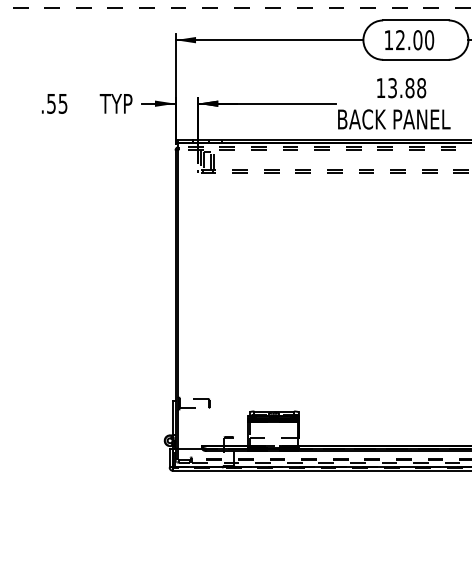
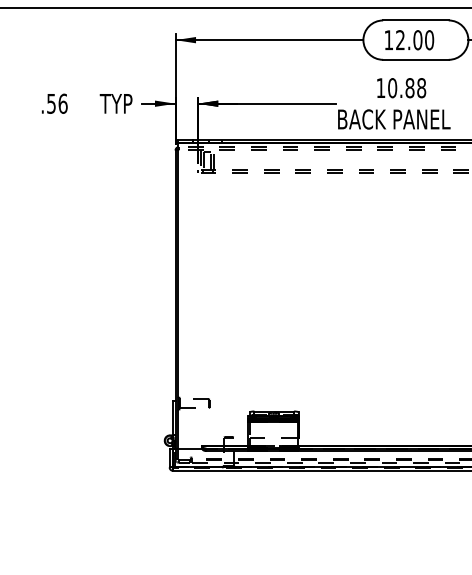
line: dashed -> solid (236, 8)
text: 13.88 -> 10.88 (392, 88)
text: .55 -> .56 (62, 103)
